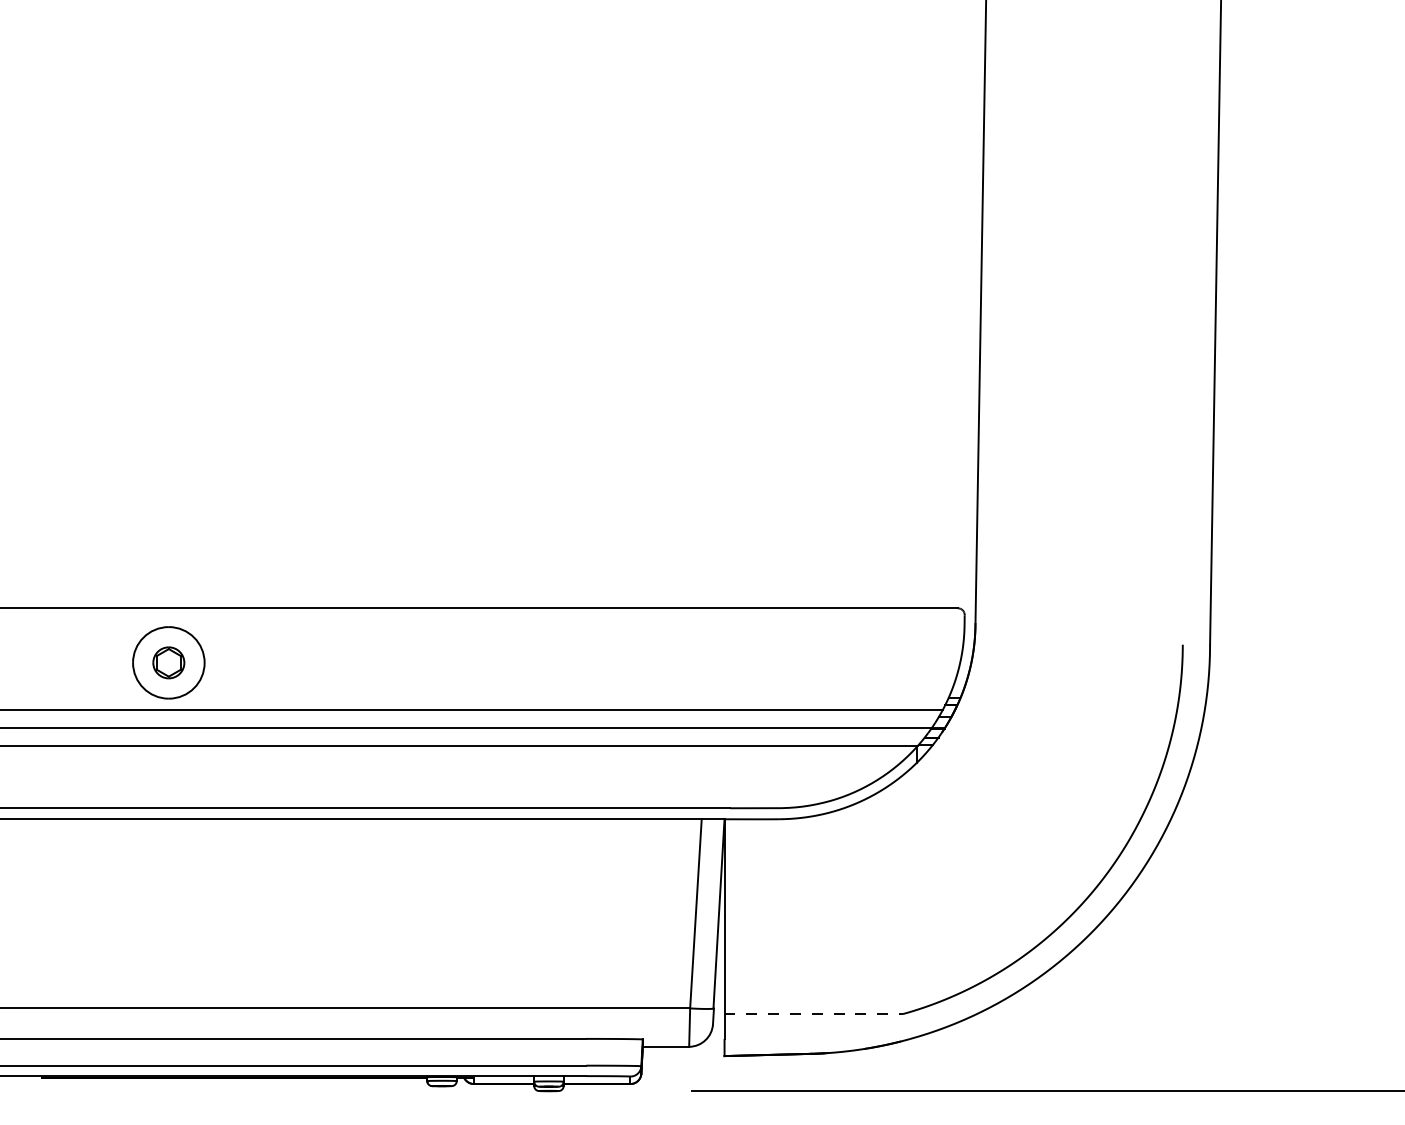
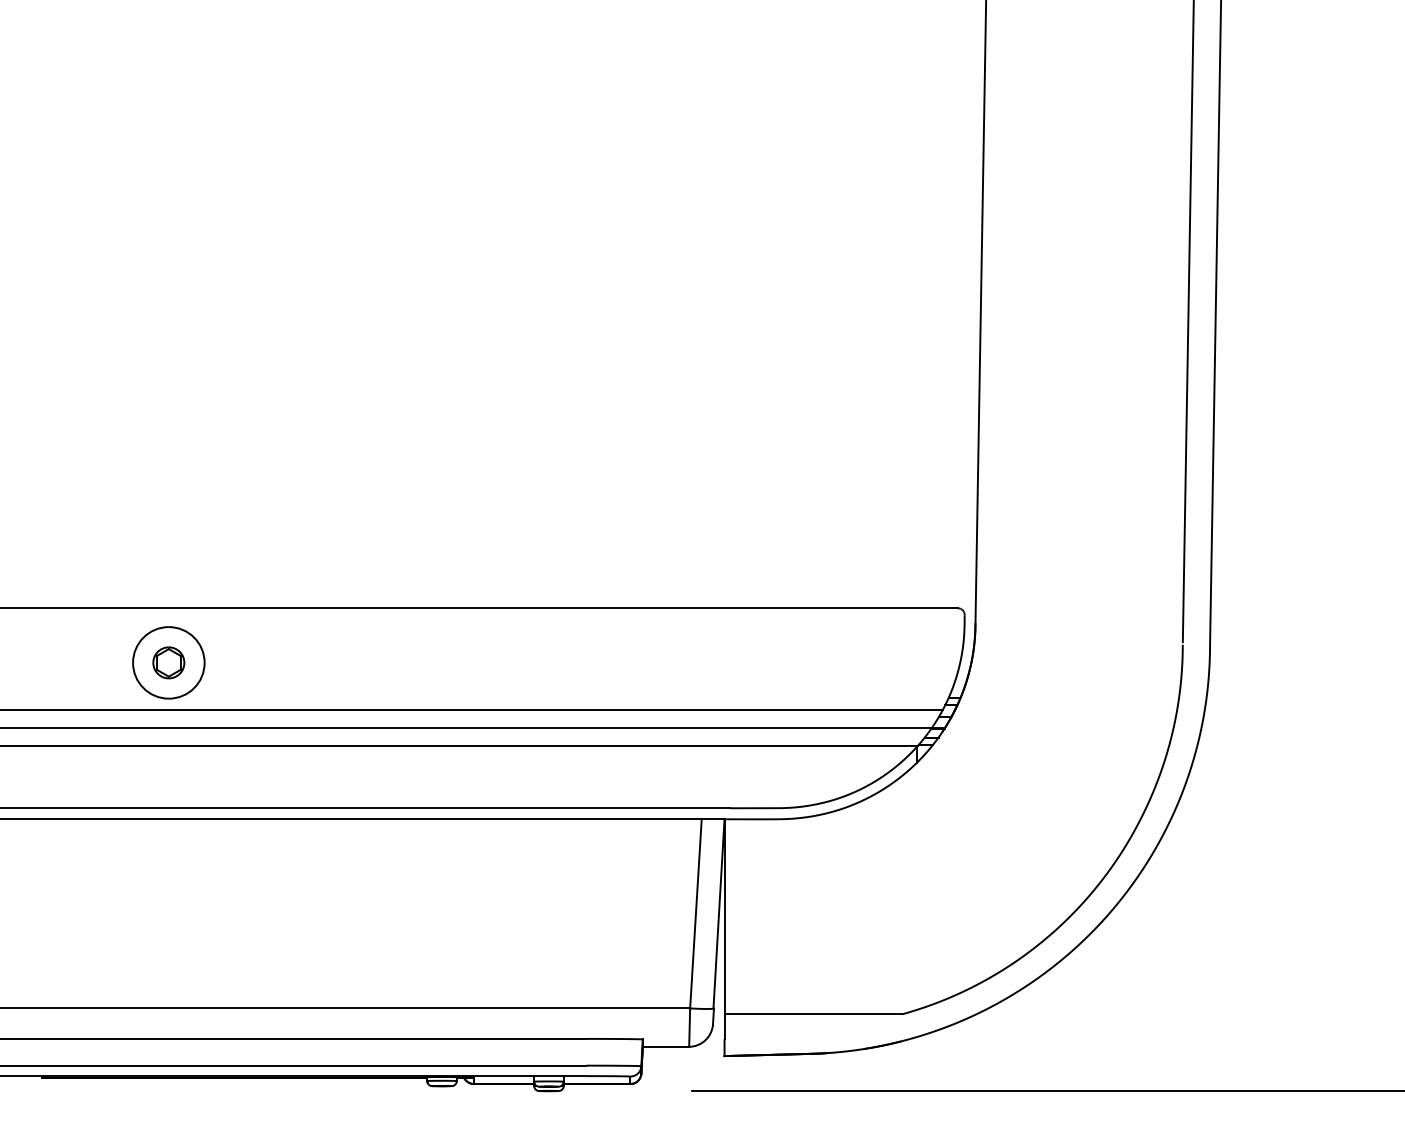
line: none -> present (1187, 322)
line: dashed -> solid (814, 1014)
